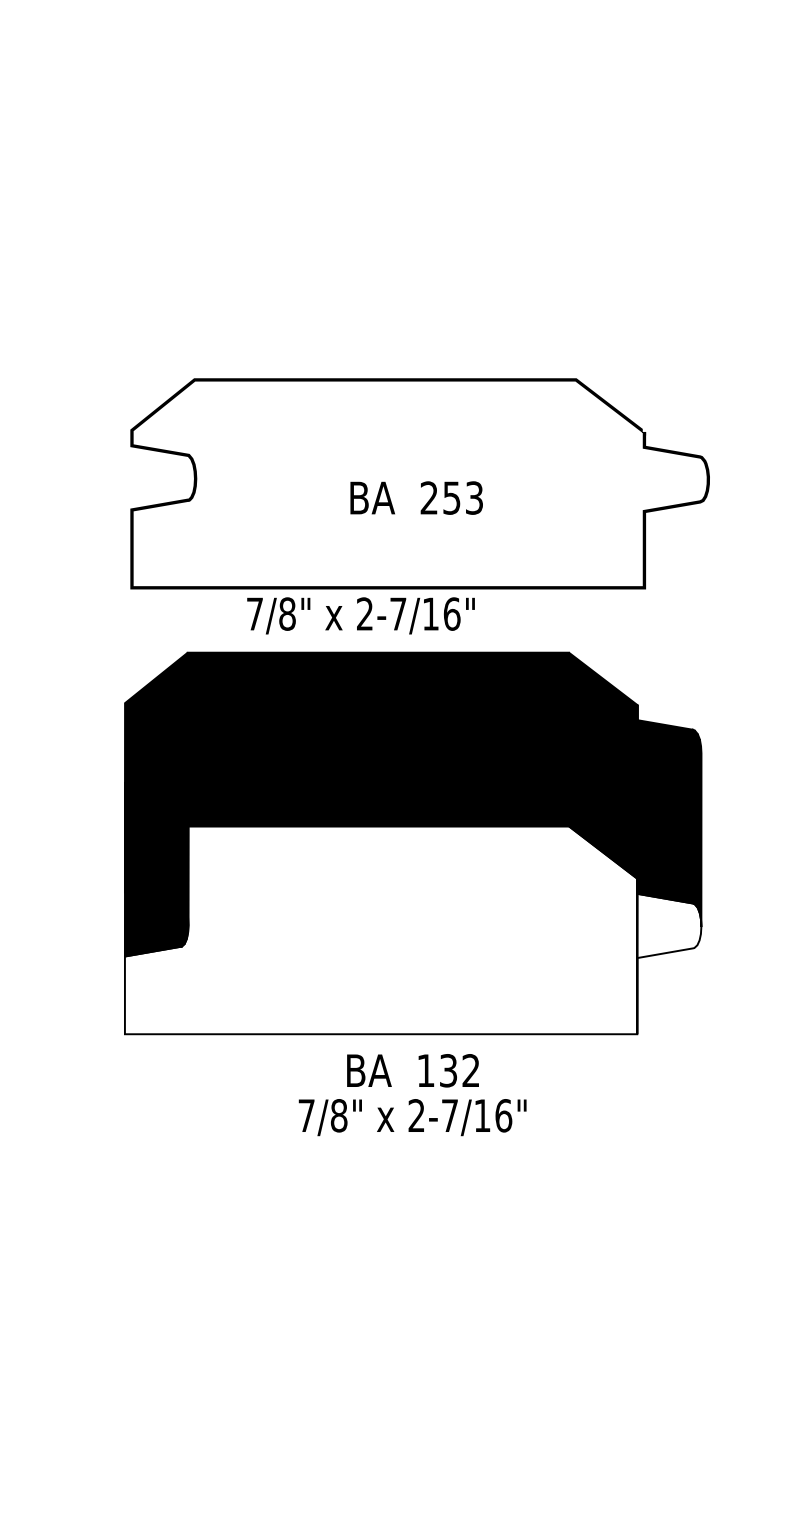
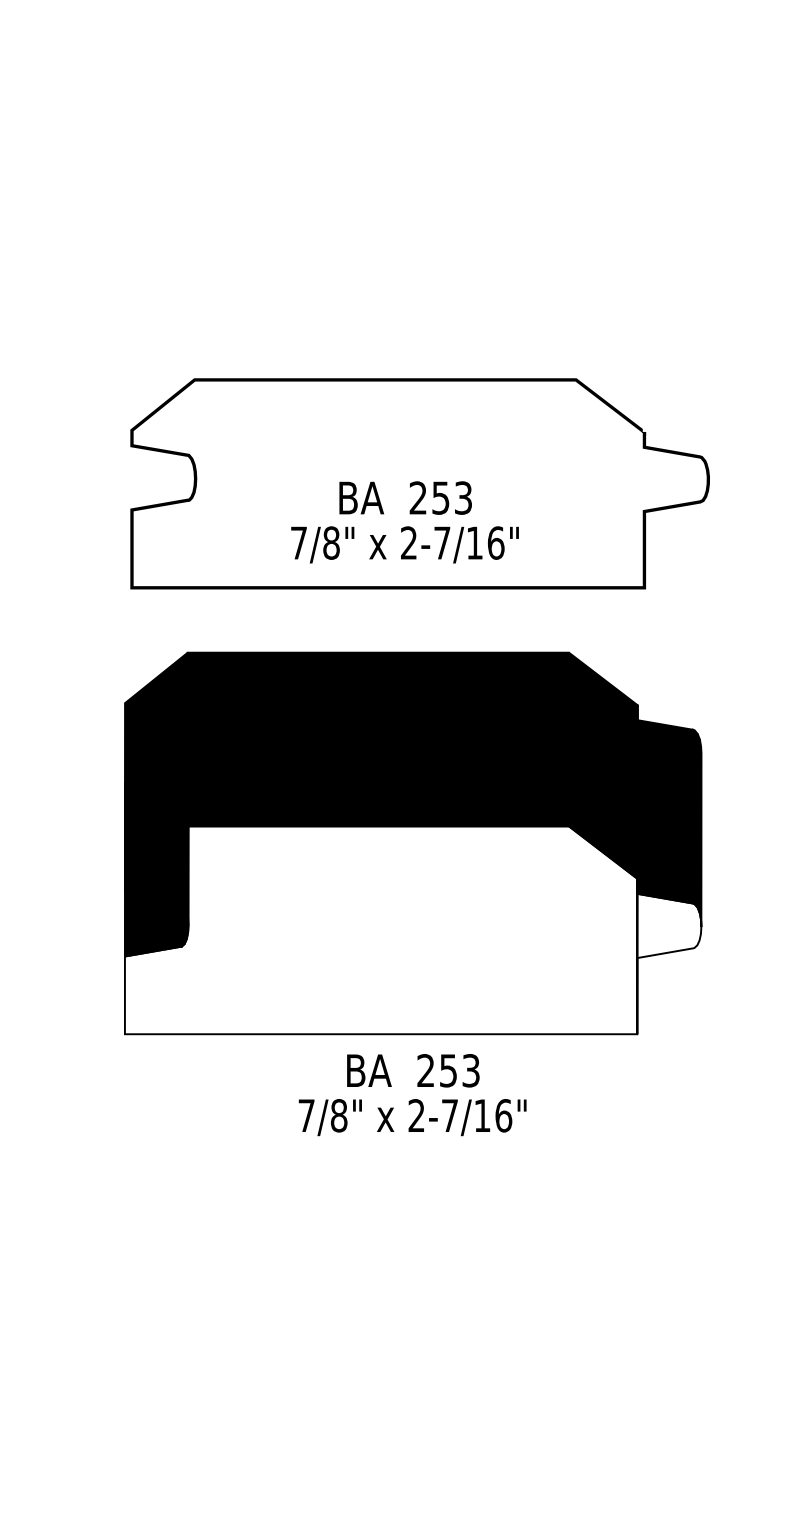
text position: (416, 497) -> (405, 497) (405, 497)
text position: (360, 615) -> (404, 544) (404, 544)
text: 132 -> 253 (448, 1070)
